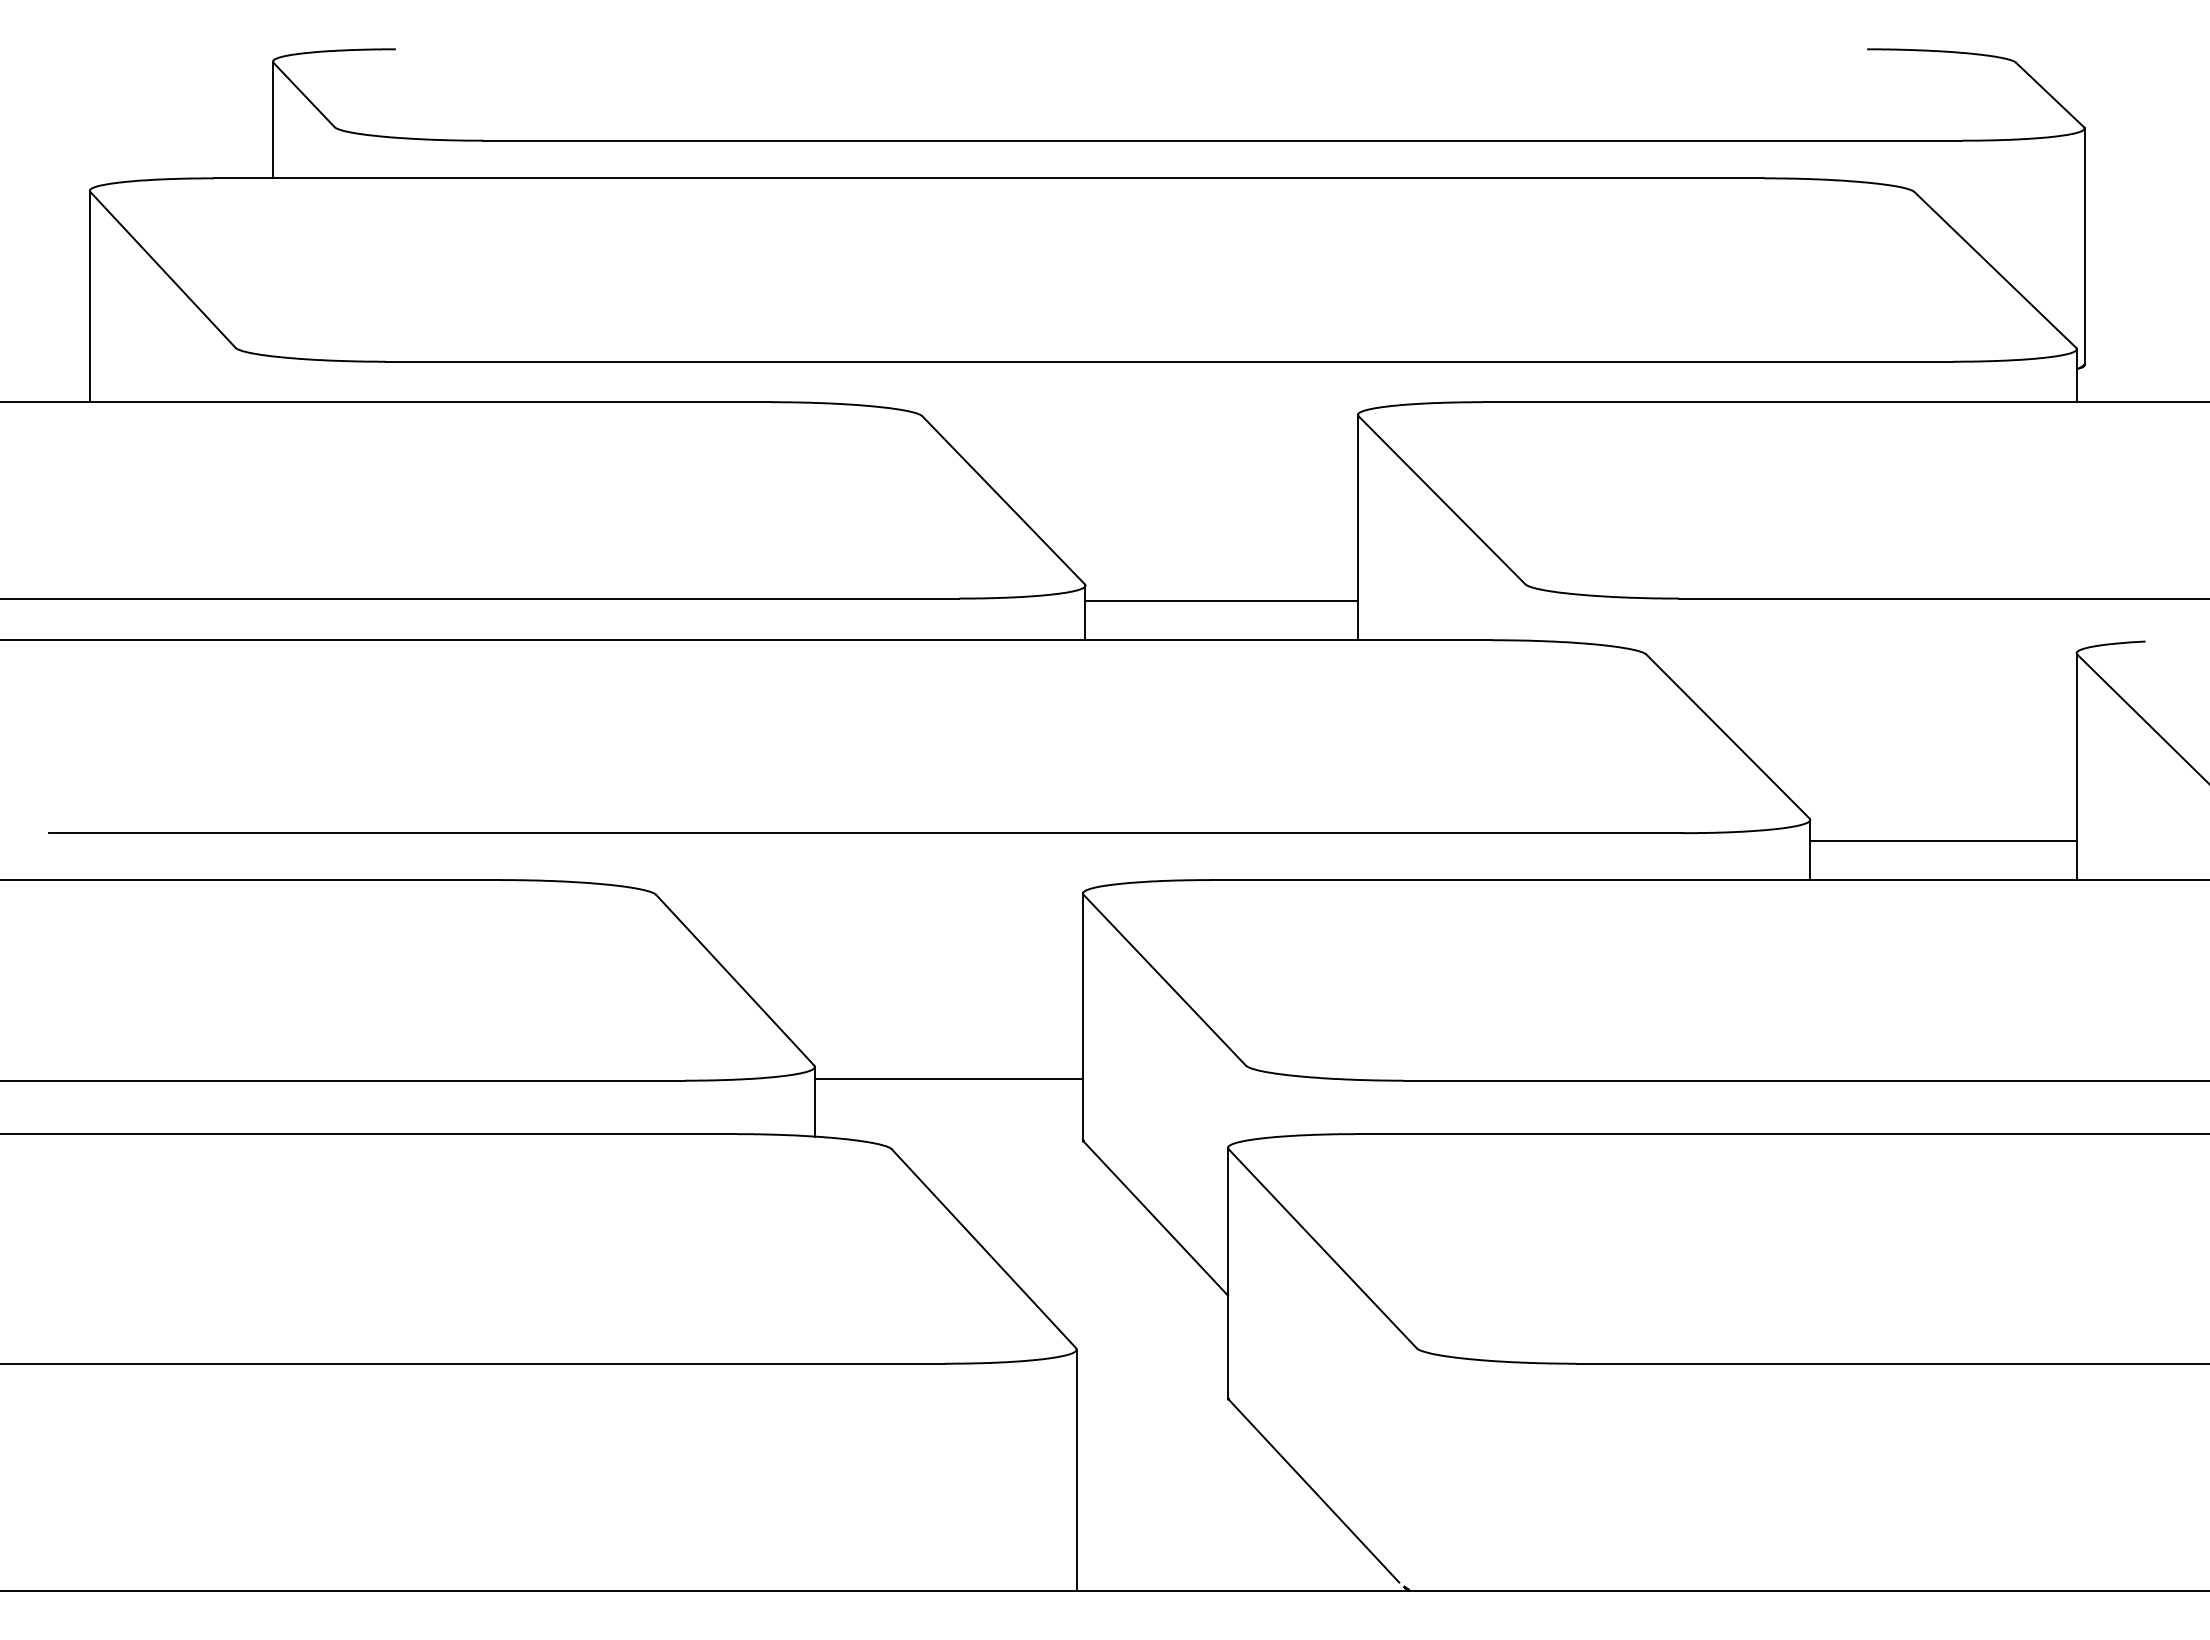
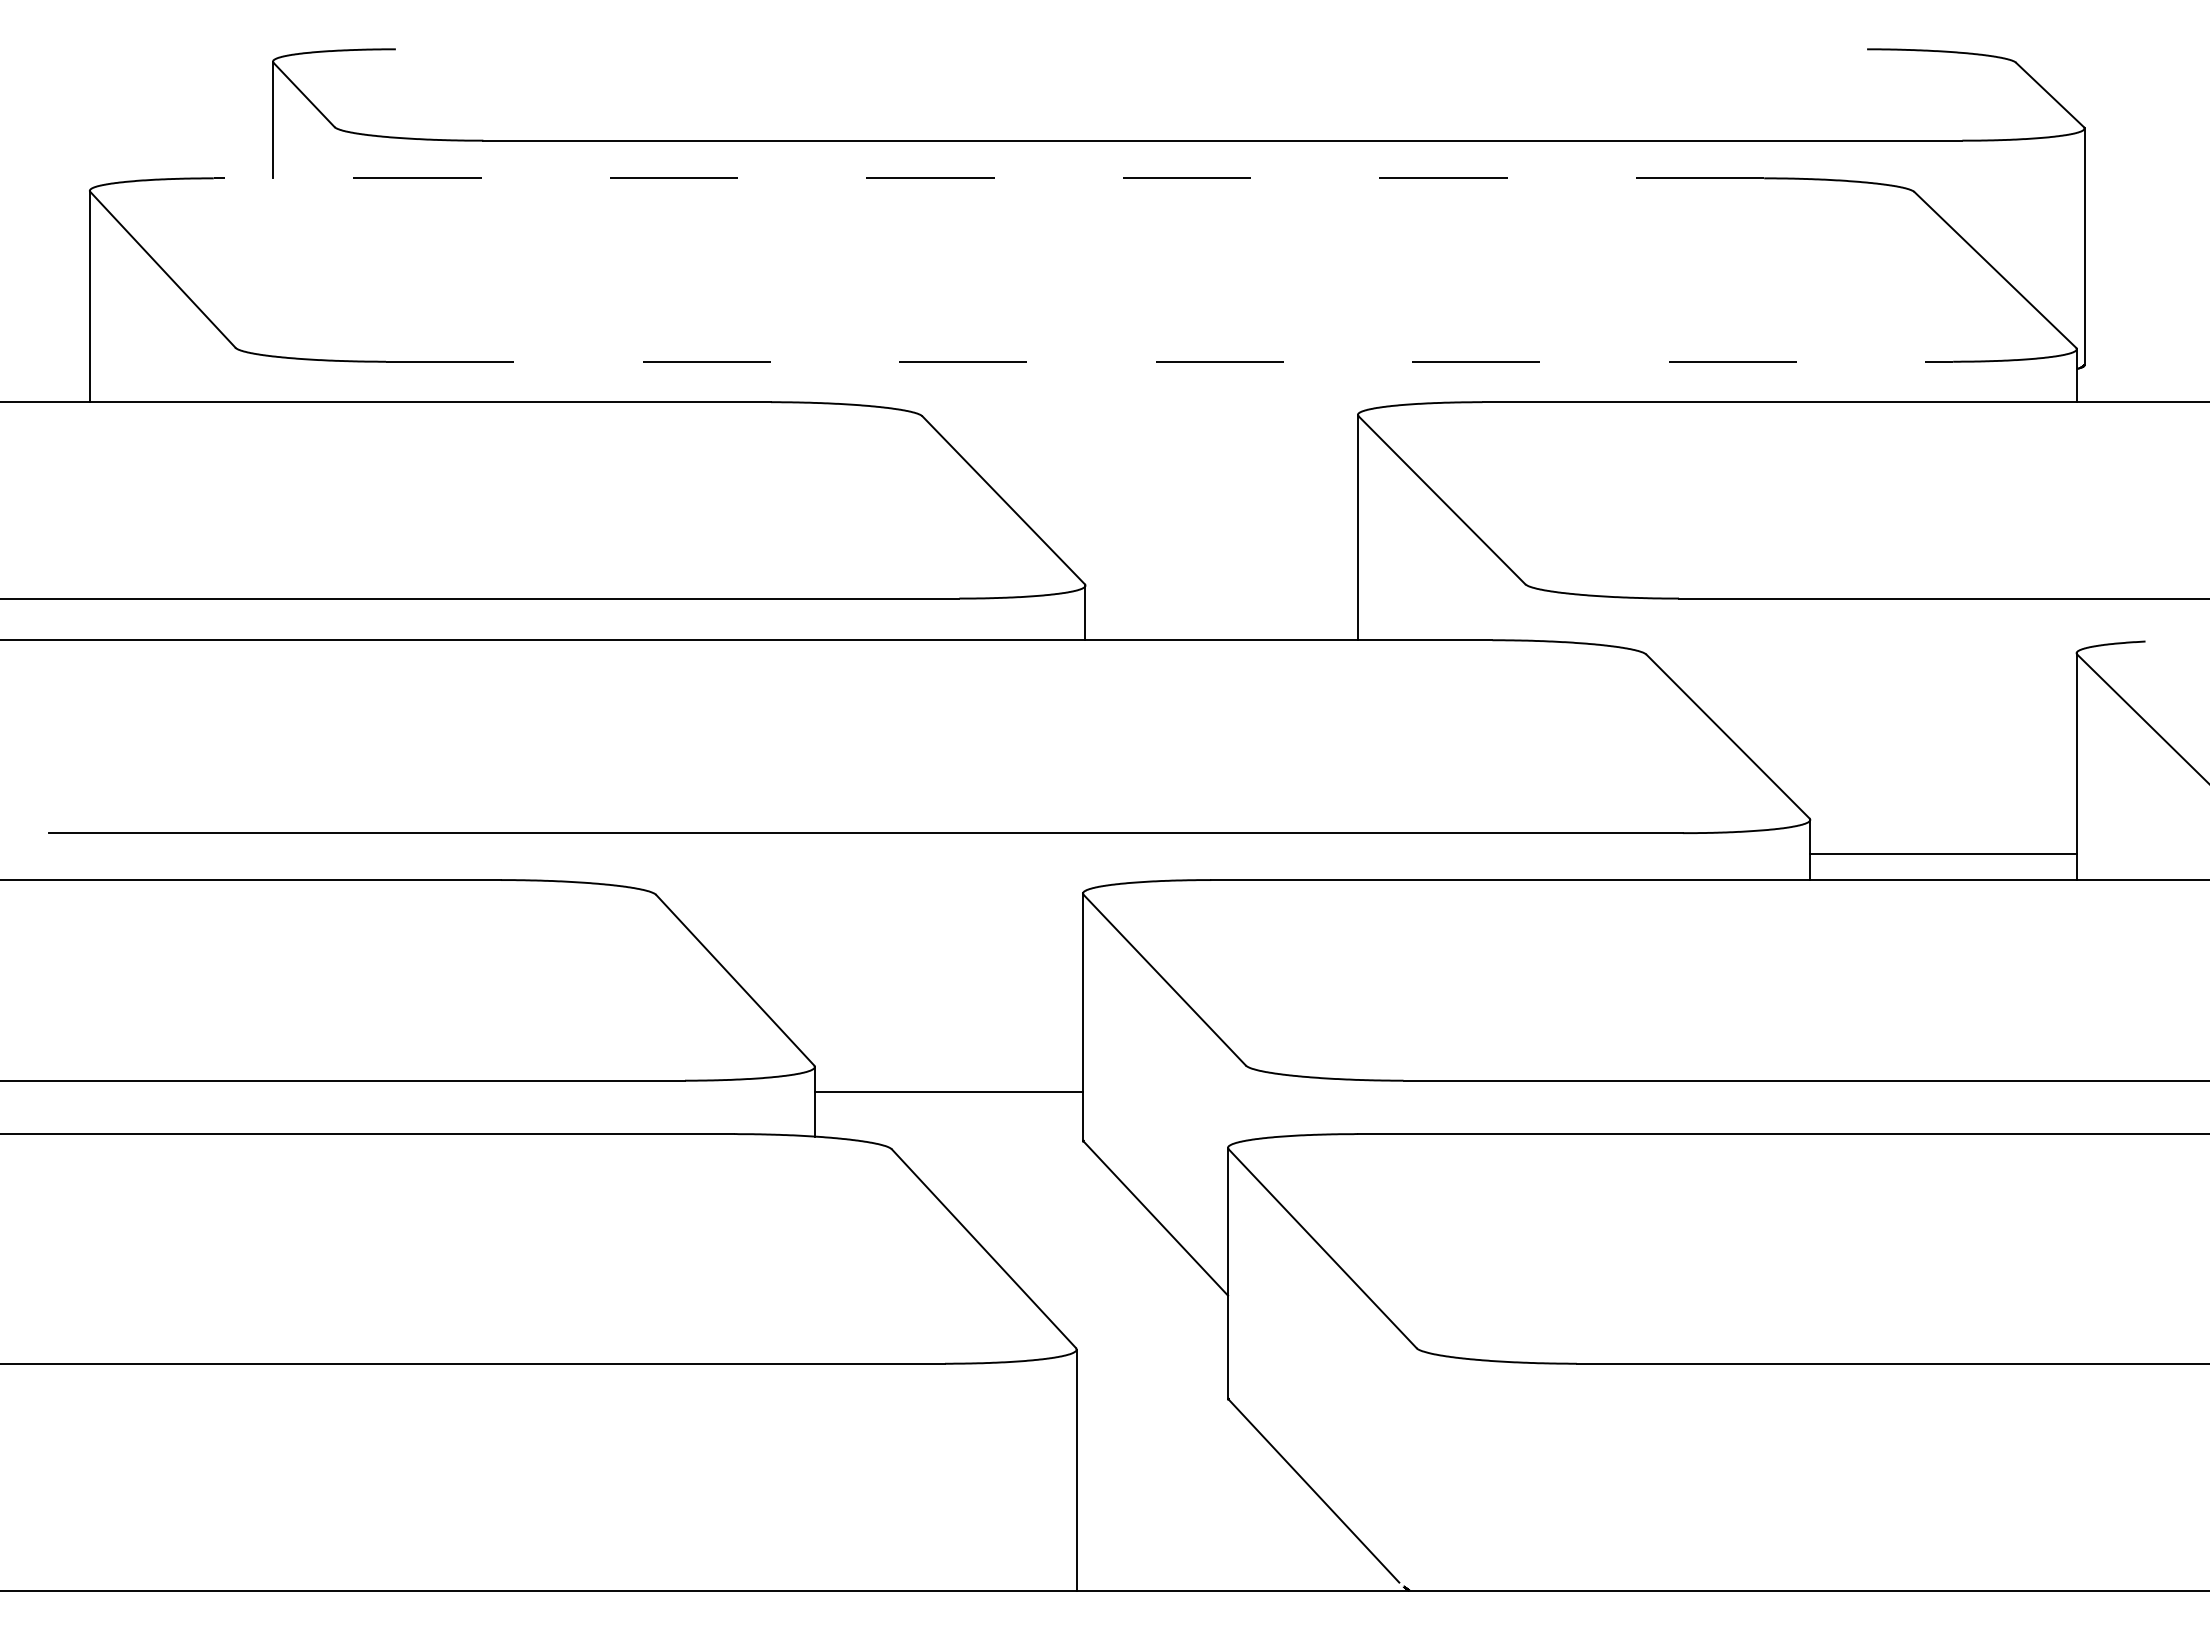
line: solid -> dashed (988, 178)
line: solid -> dashed (1169, 361)
line: present -> none (1221, 601)
line position: (1943, 841) -> (1943, 854) (1943, 854)
line position: (948, 1079) -> (948, 1092) (948, 1092)
